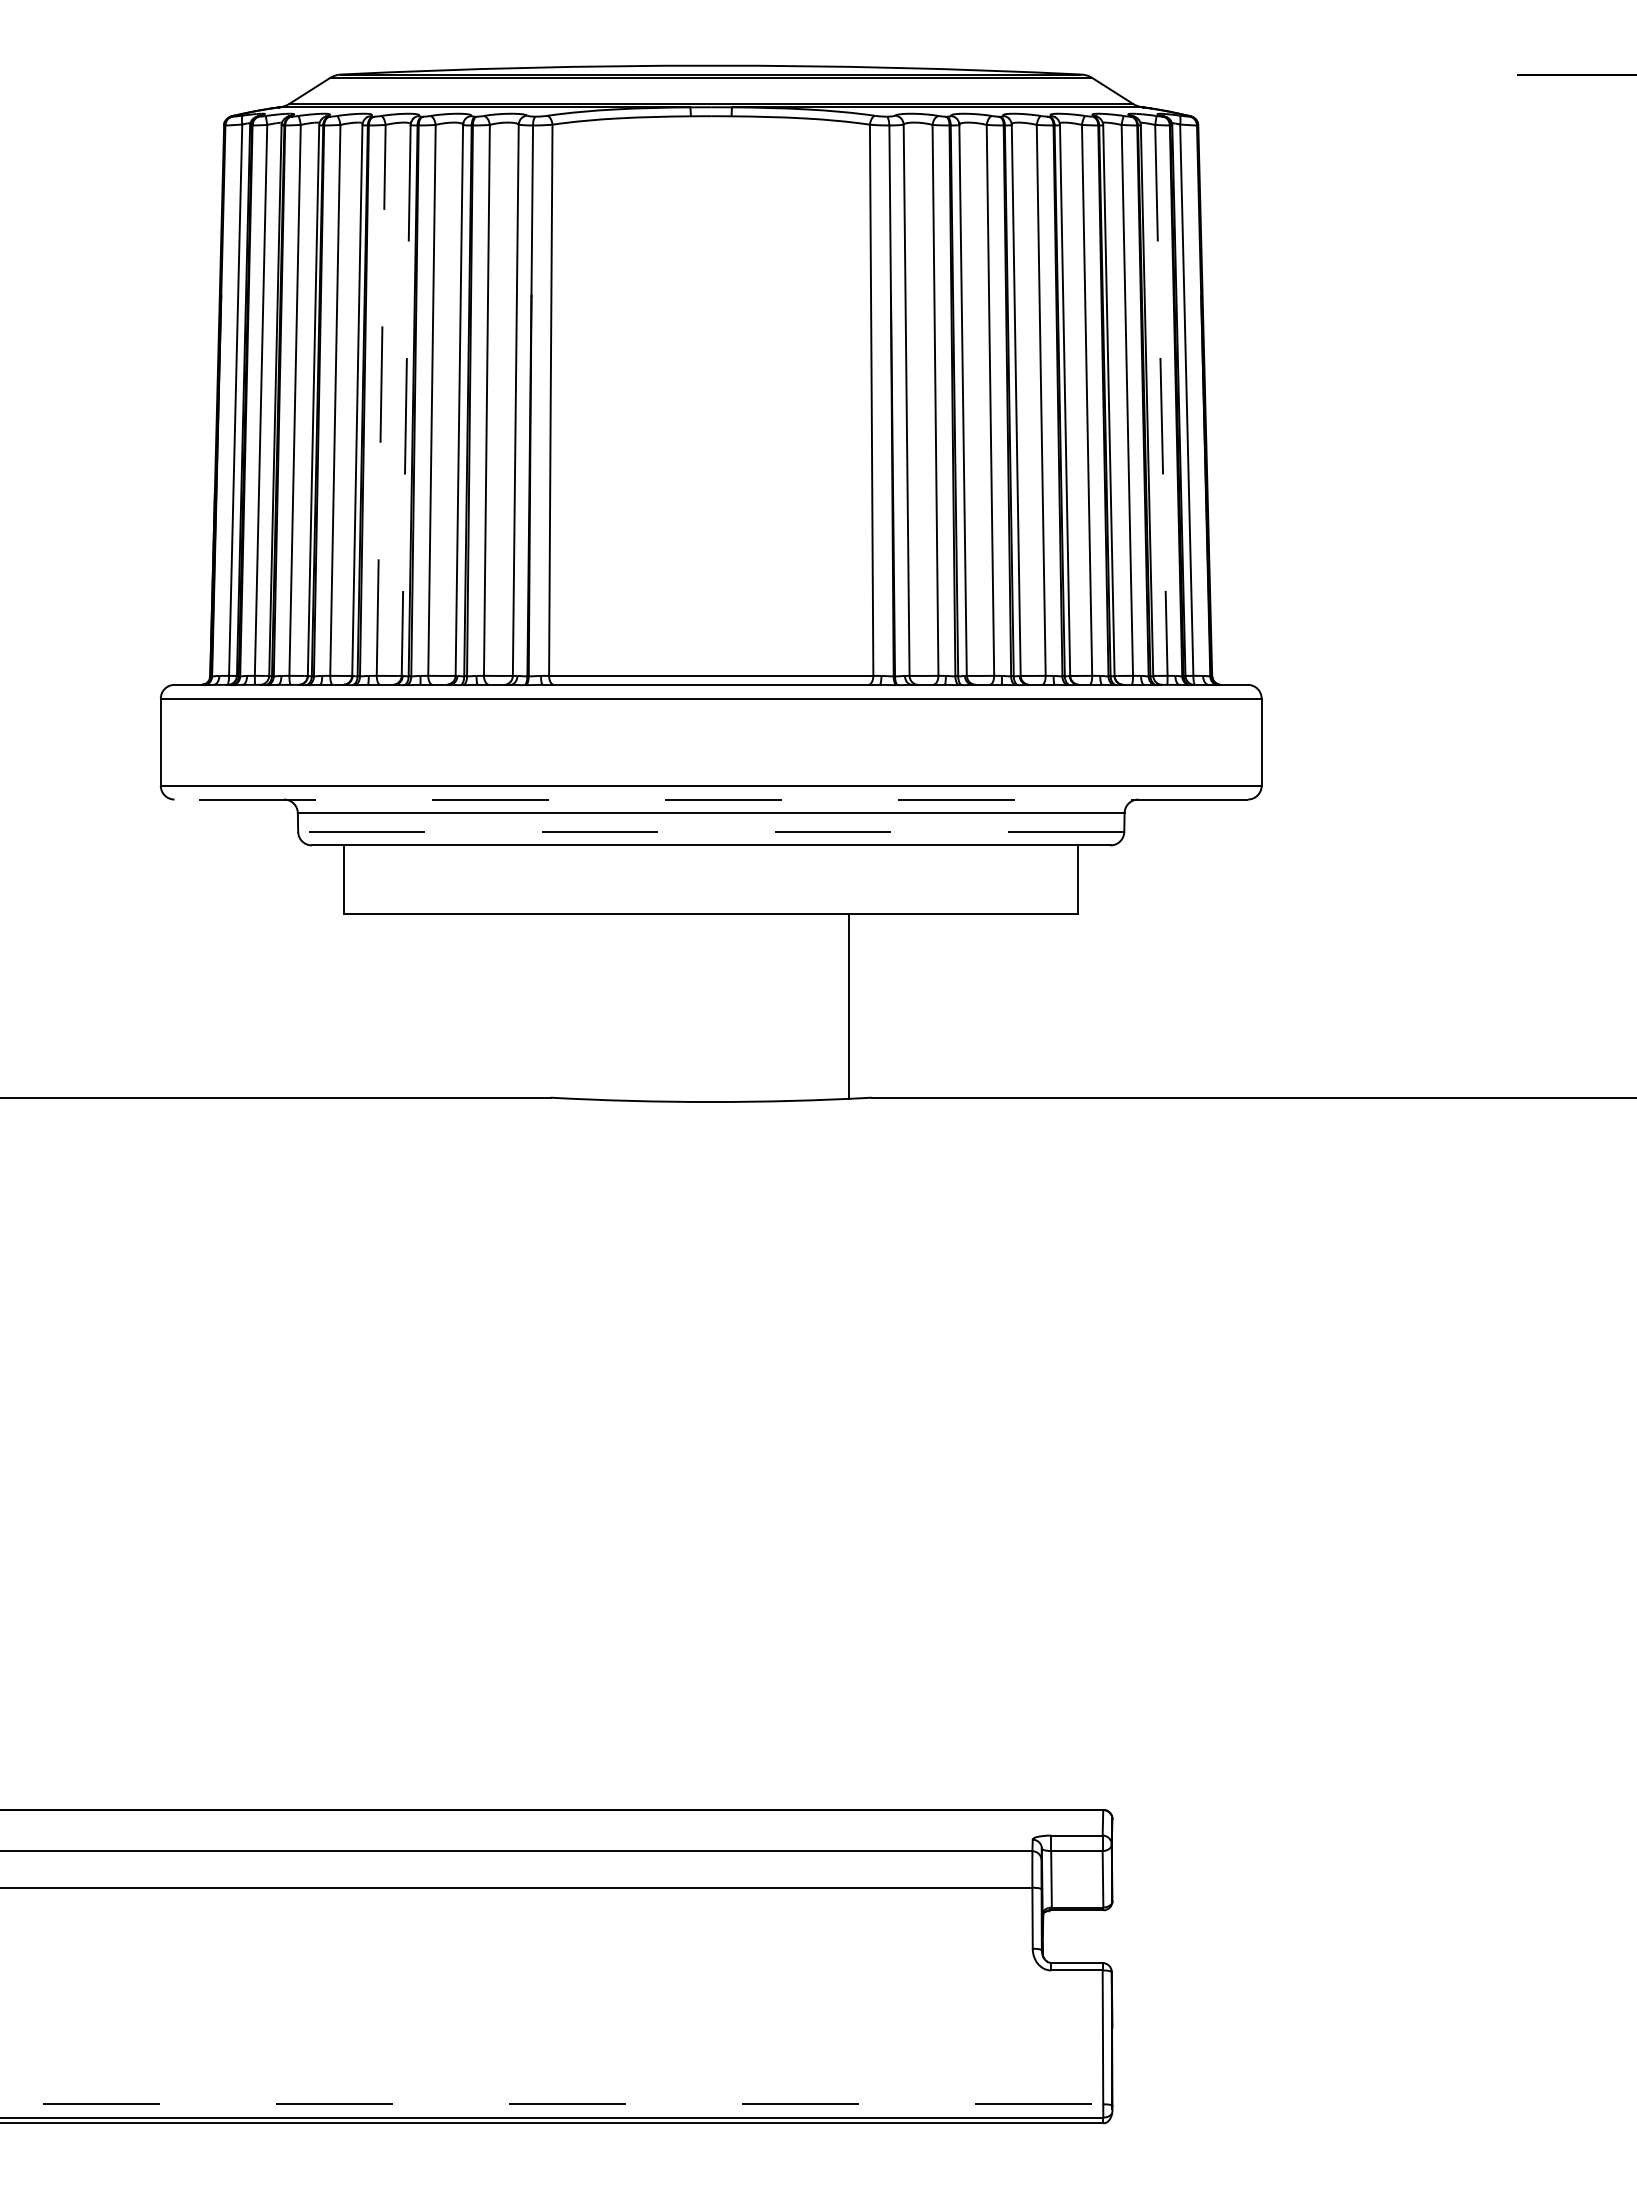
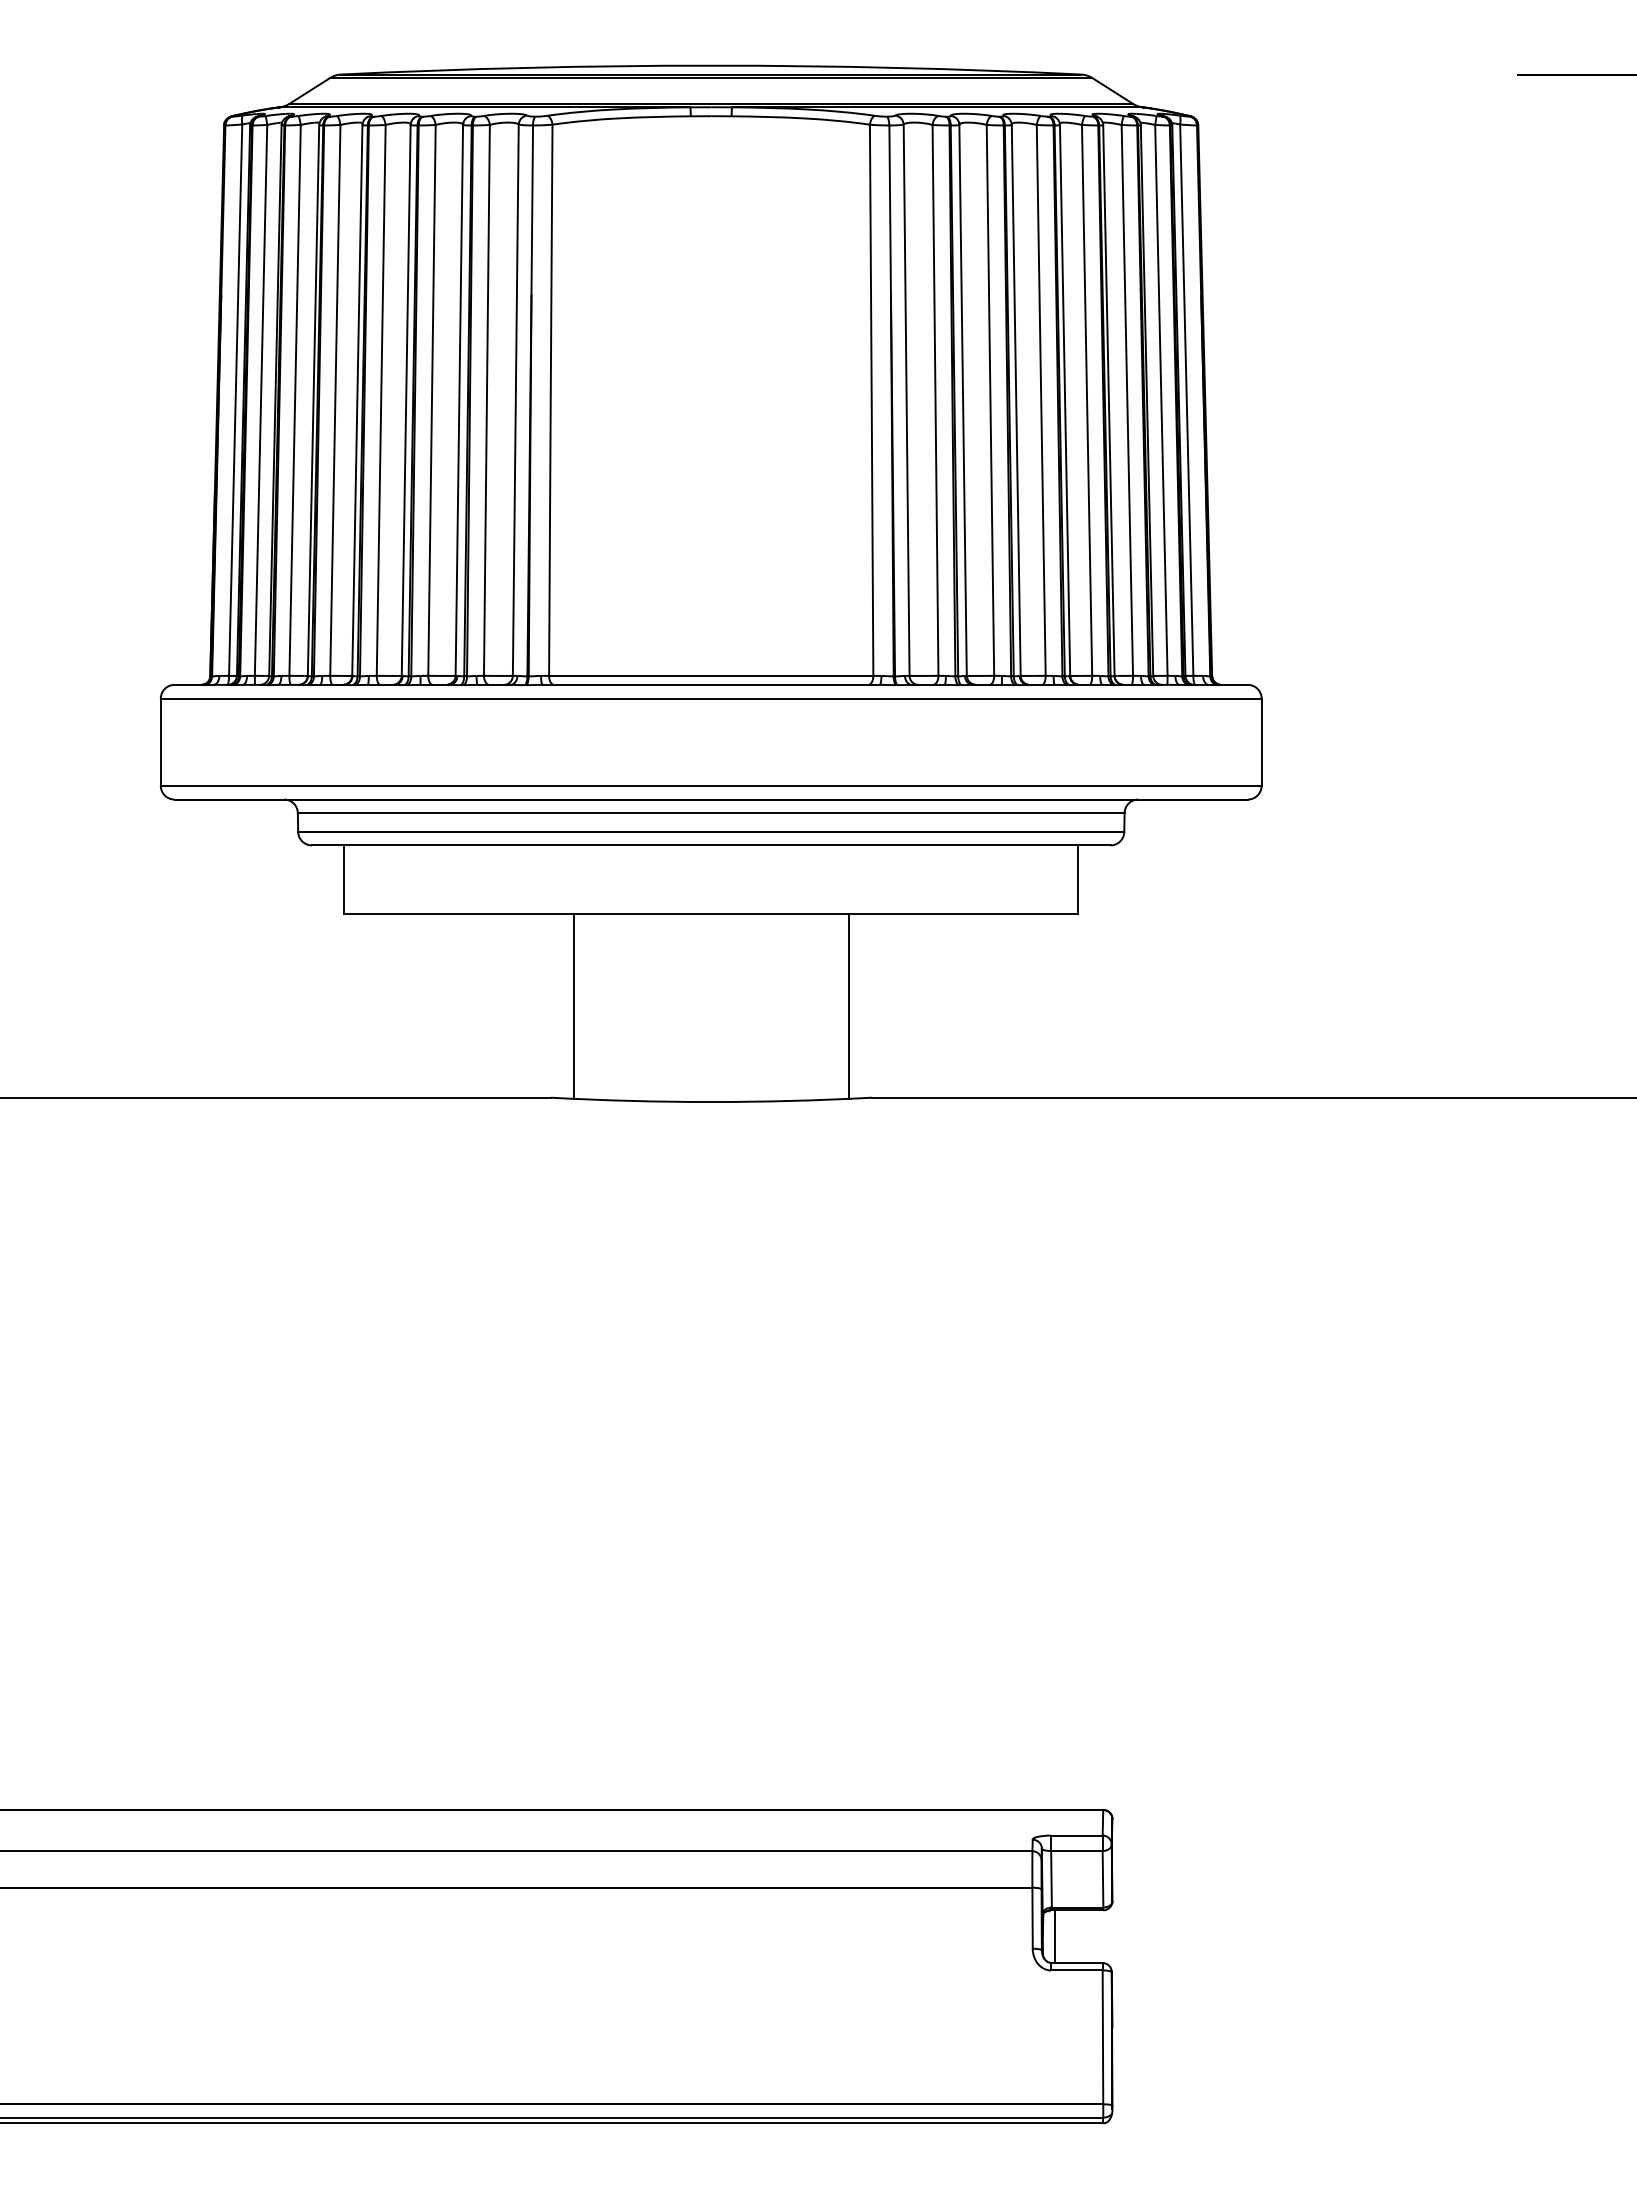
line: dashed -> solid (381, 399)
line: dashed -> solid (406, 400)
line: dashed -> solid (1161, 400)
line: dashed -> solid (711, 799)
line: dashed -> solid (710, 831)
line: none -> present (573, 1006)
line: none -> present (1055, 1936)
line: dashed -> solid (552, 2104)
